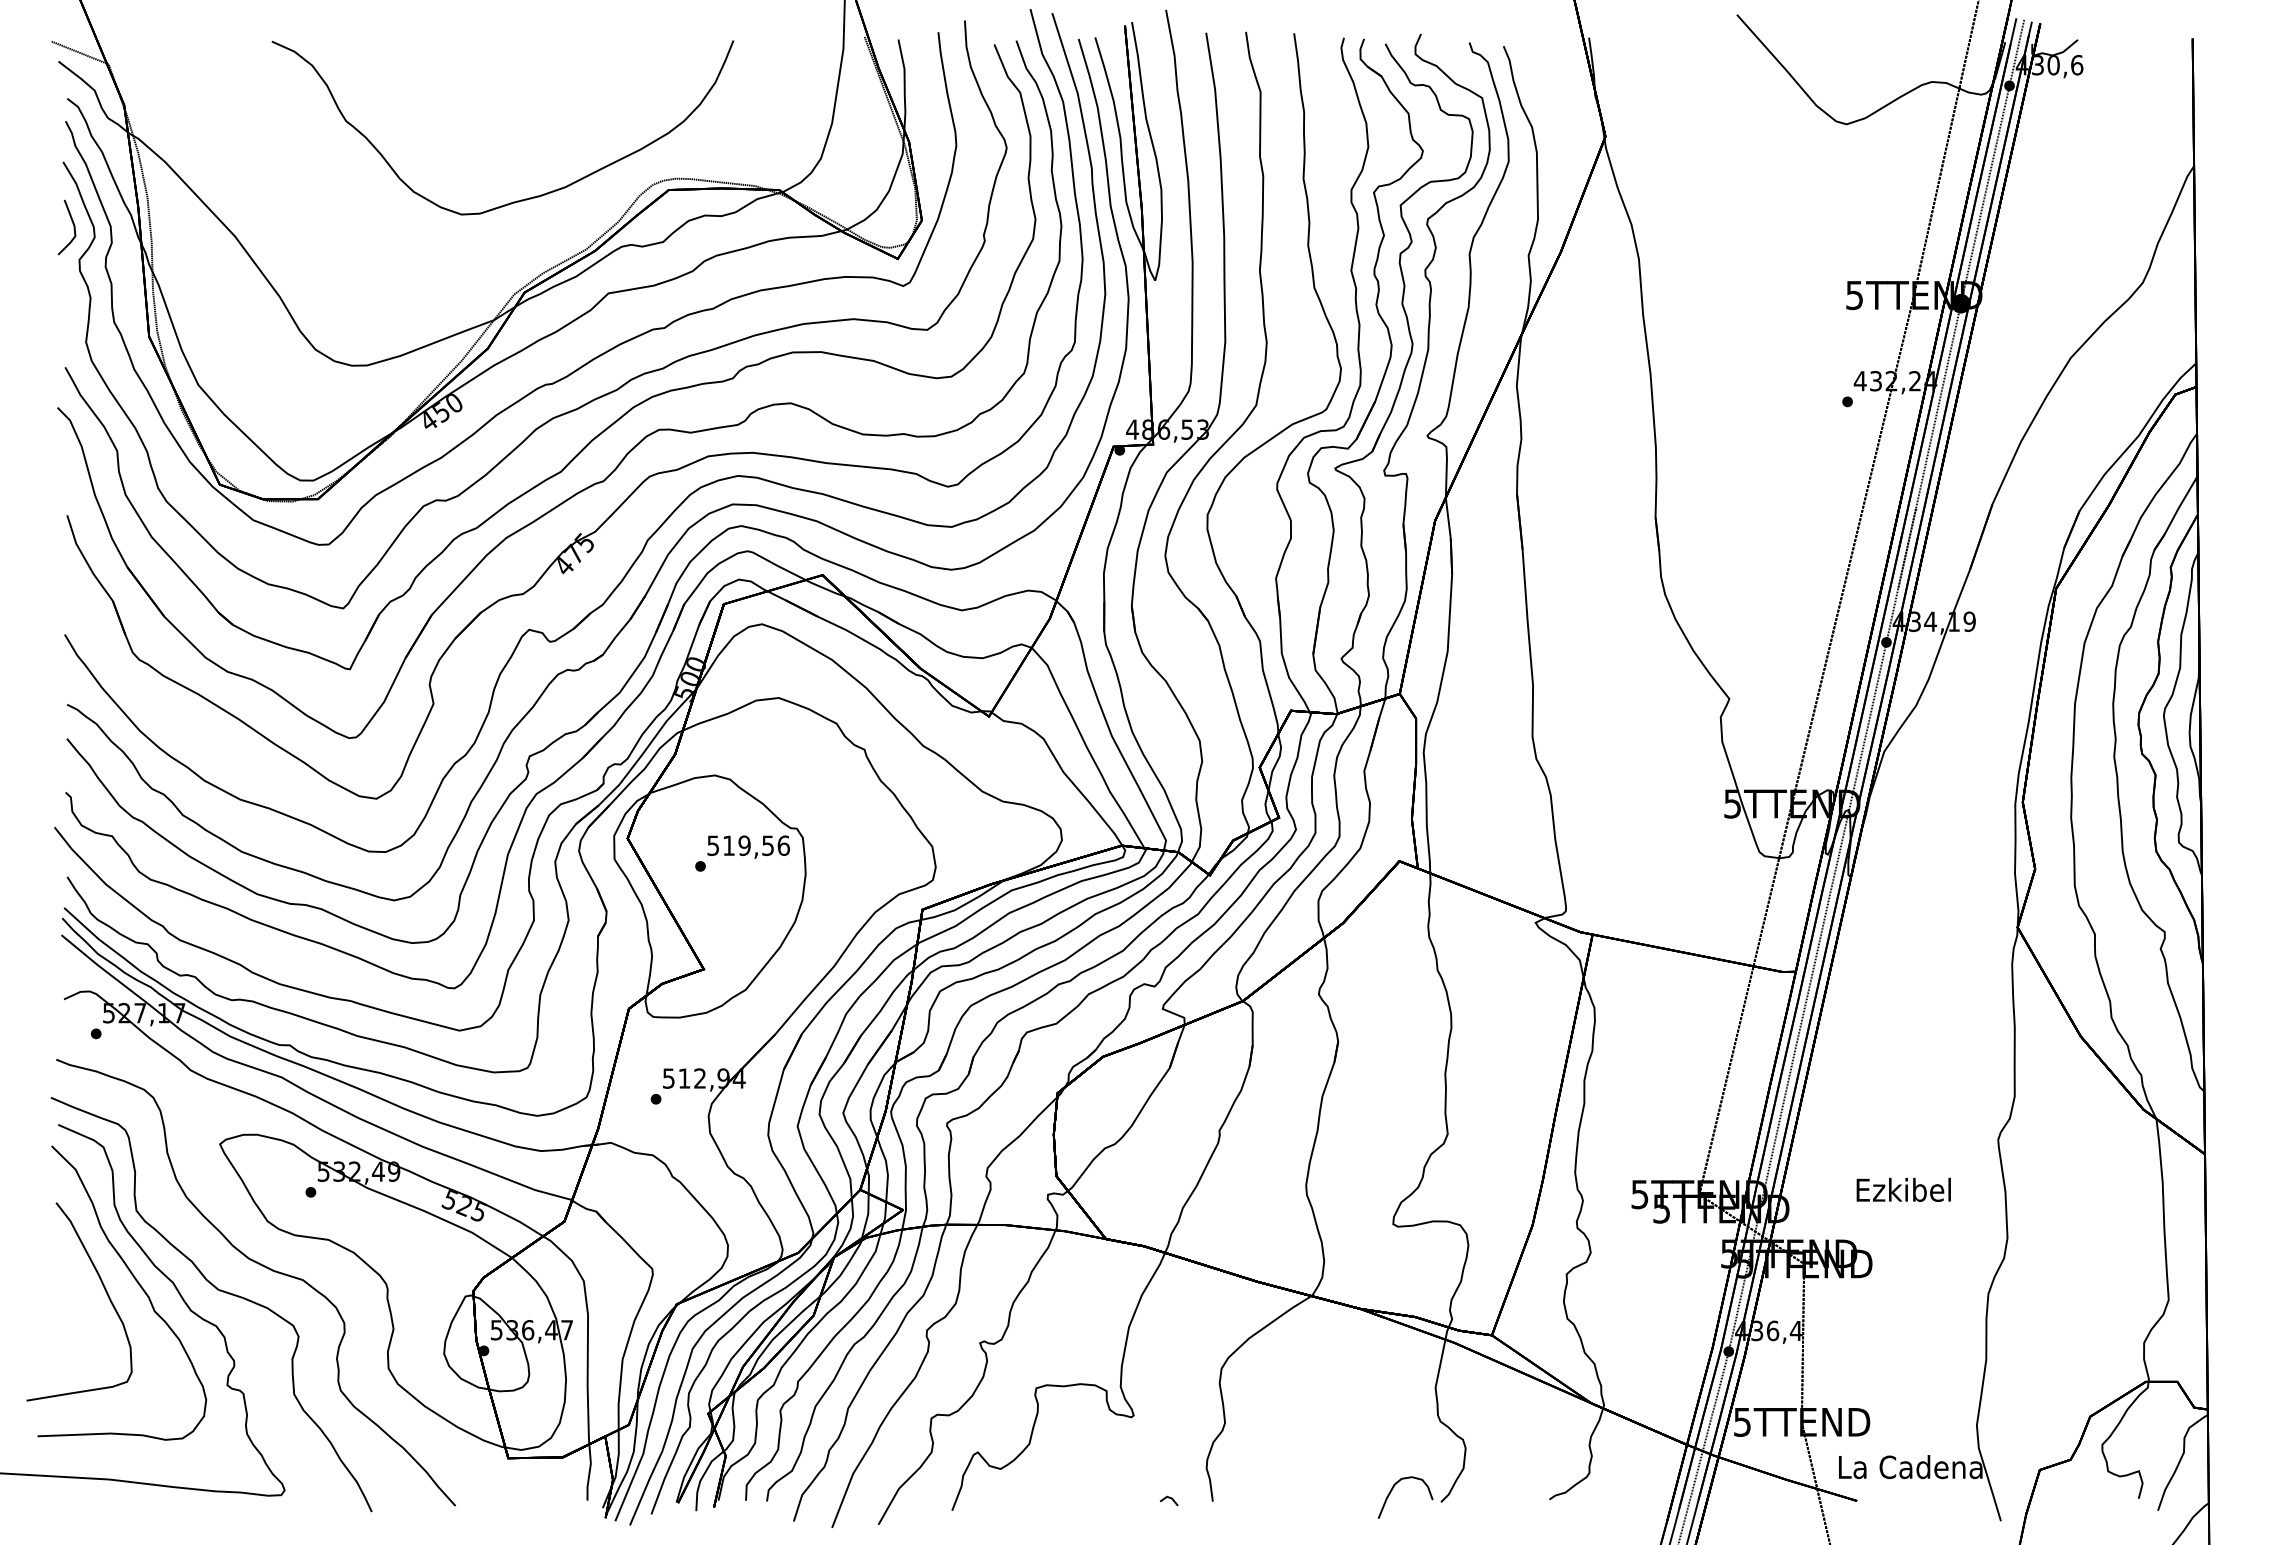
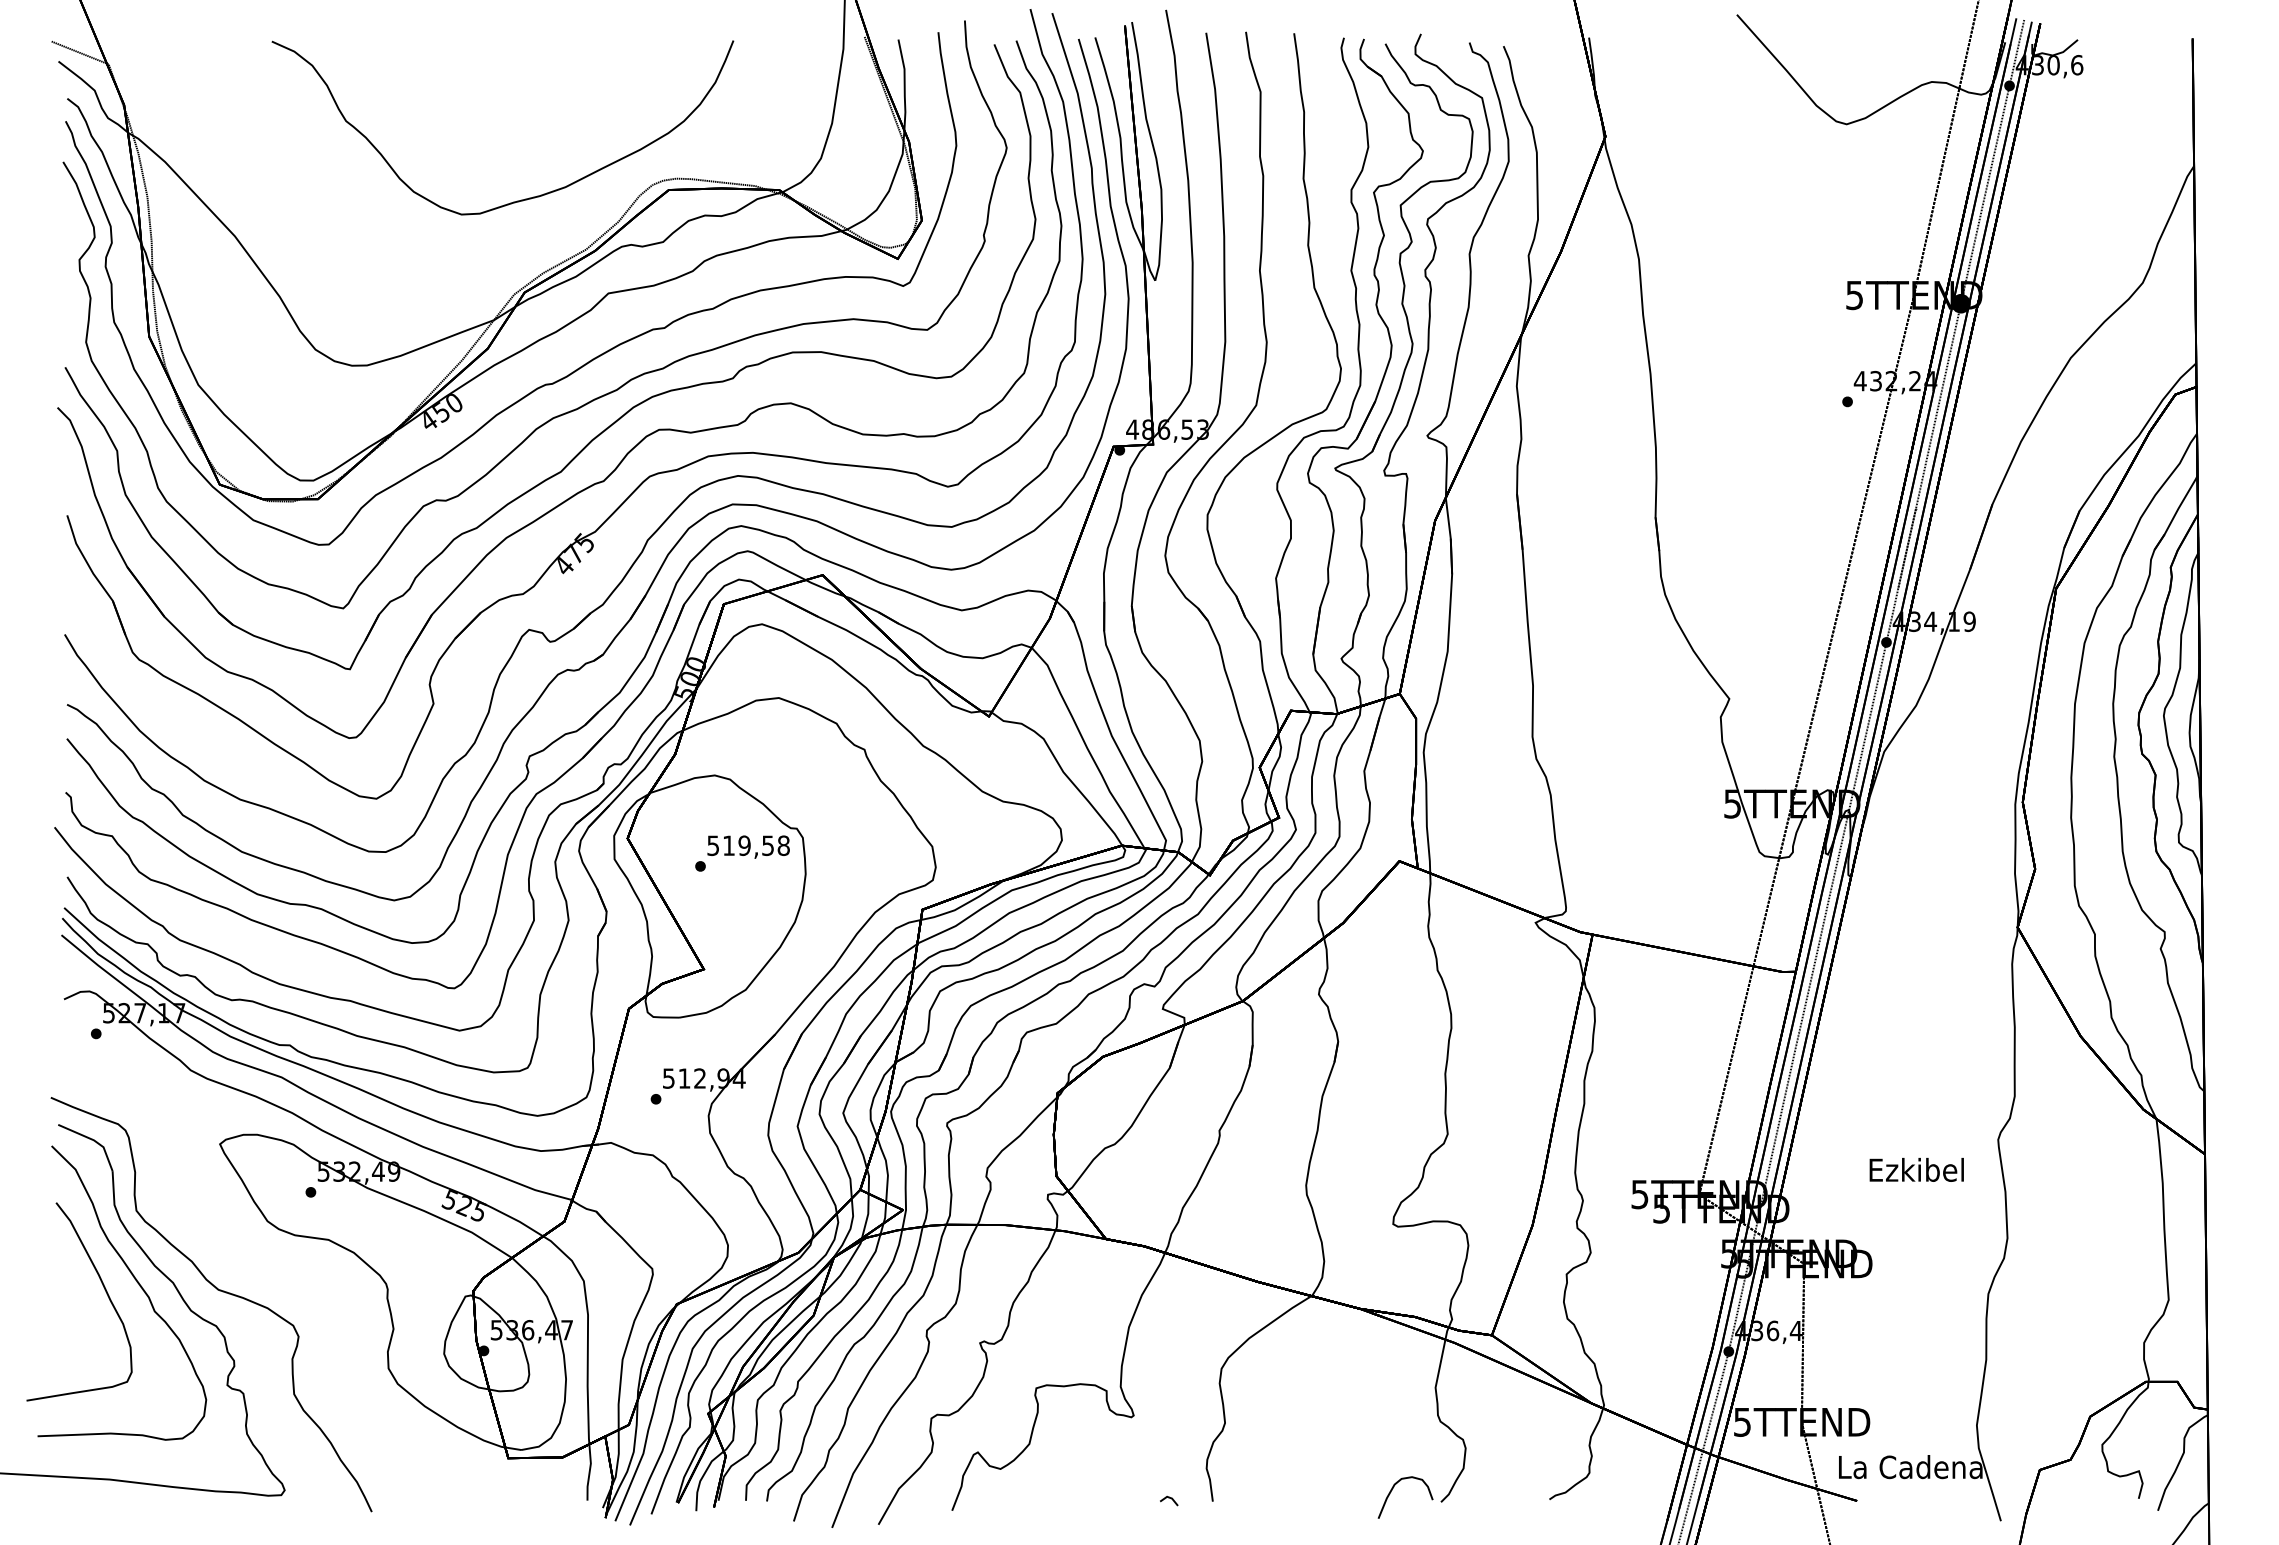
line: present -> none (73, 227)
text: 519,56 -> 519,58 (783, 845)
text position: (1903, 1189) -> (1916, 1169) (1916, 1169)
curve: present -> none (262, 1266)
